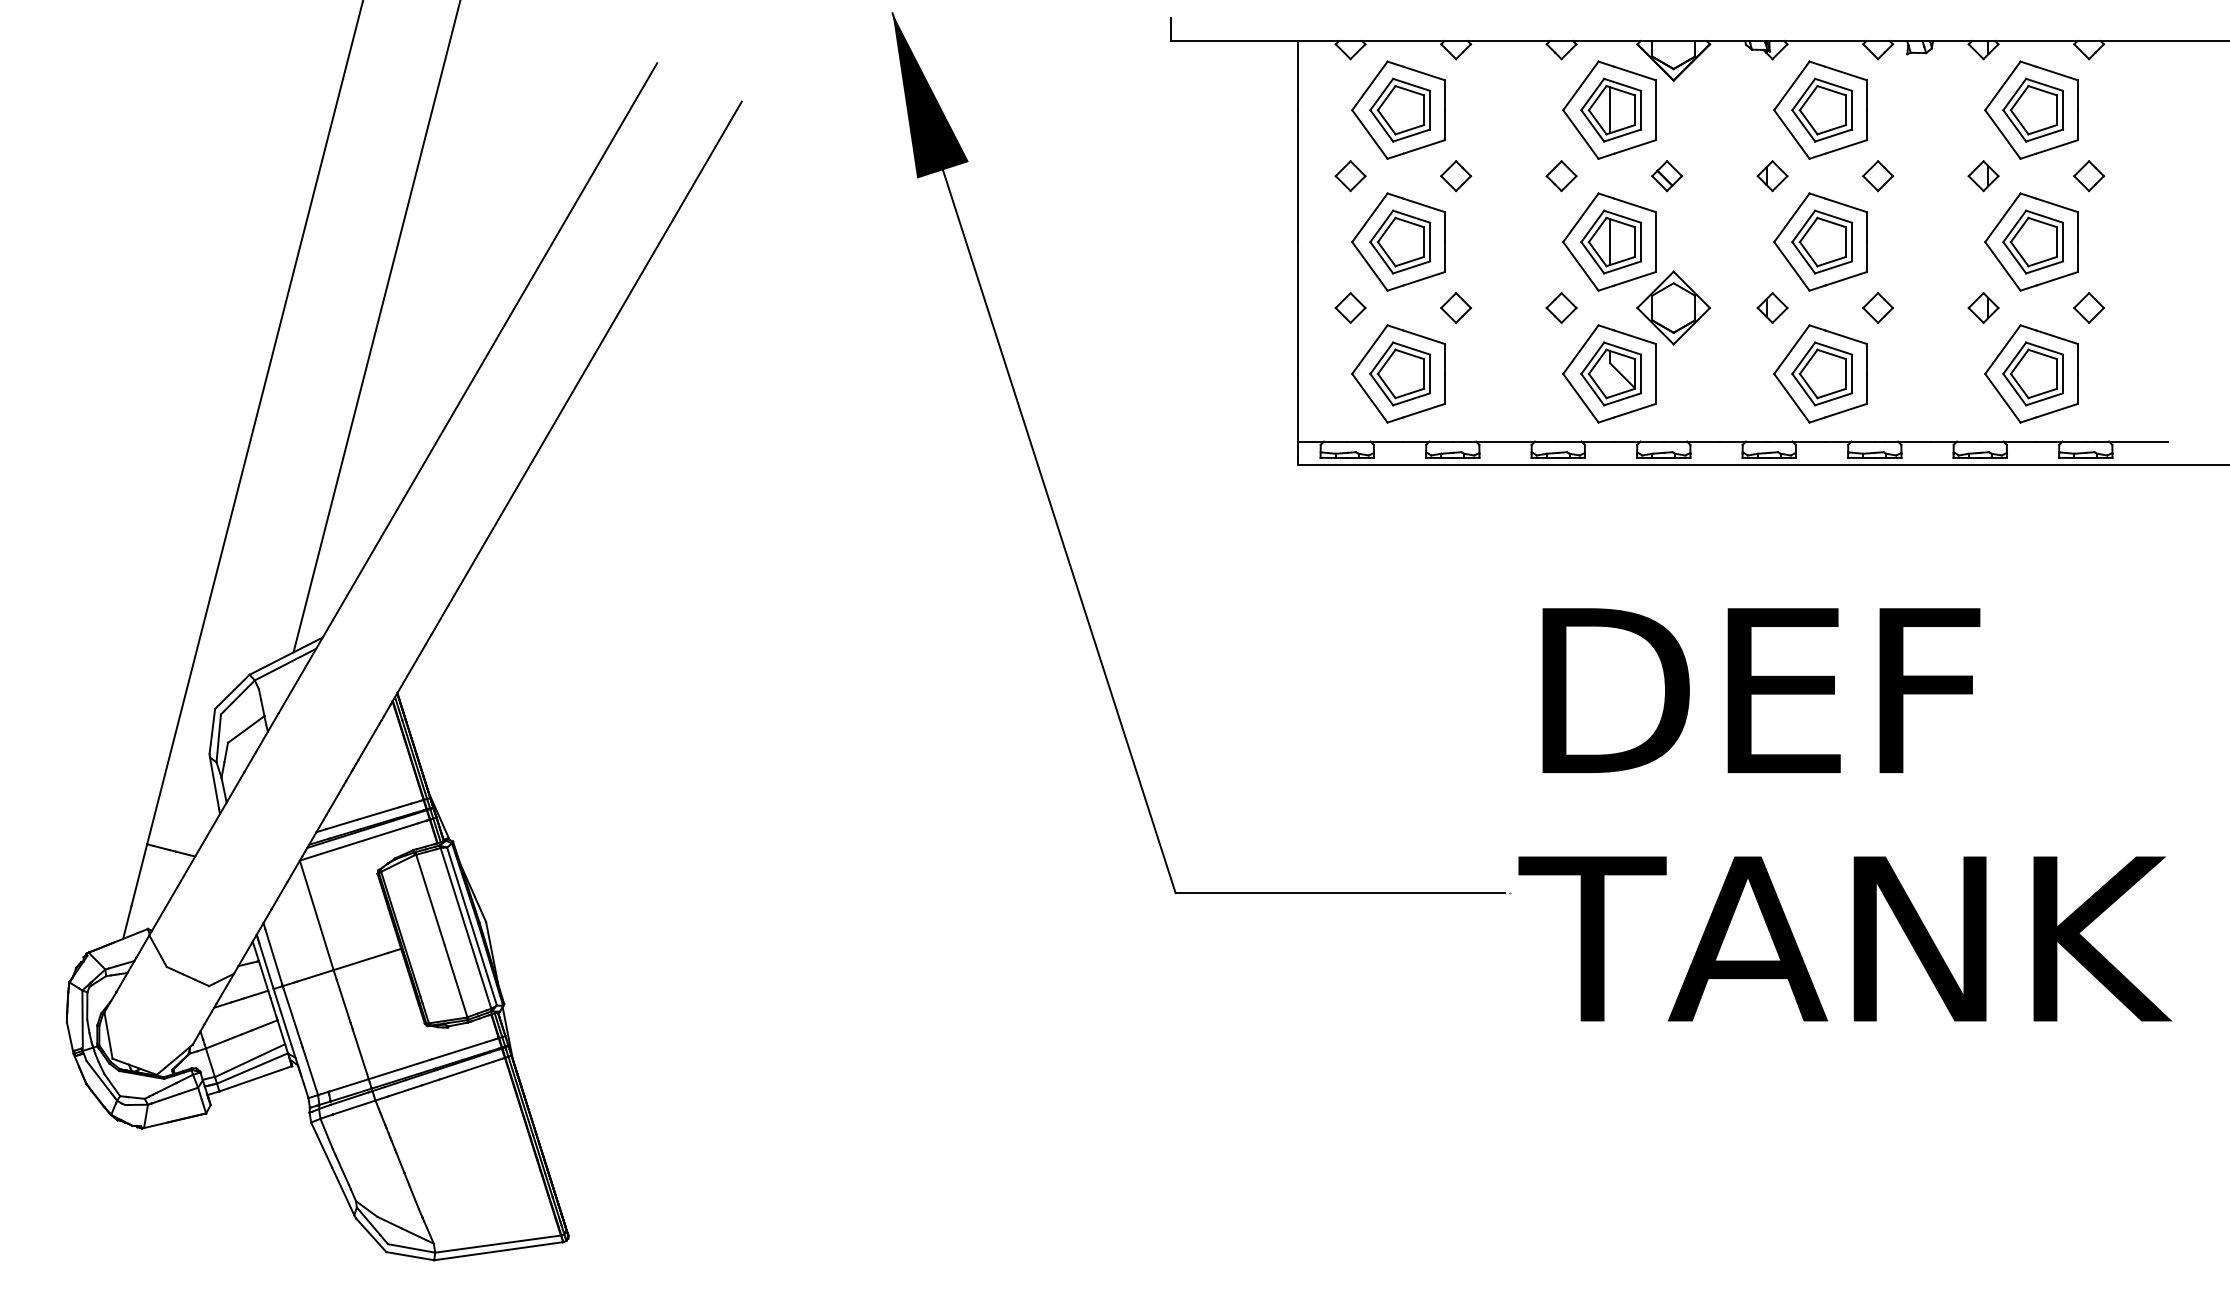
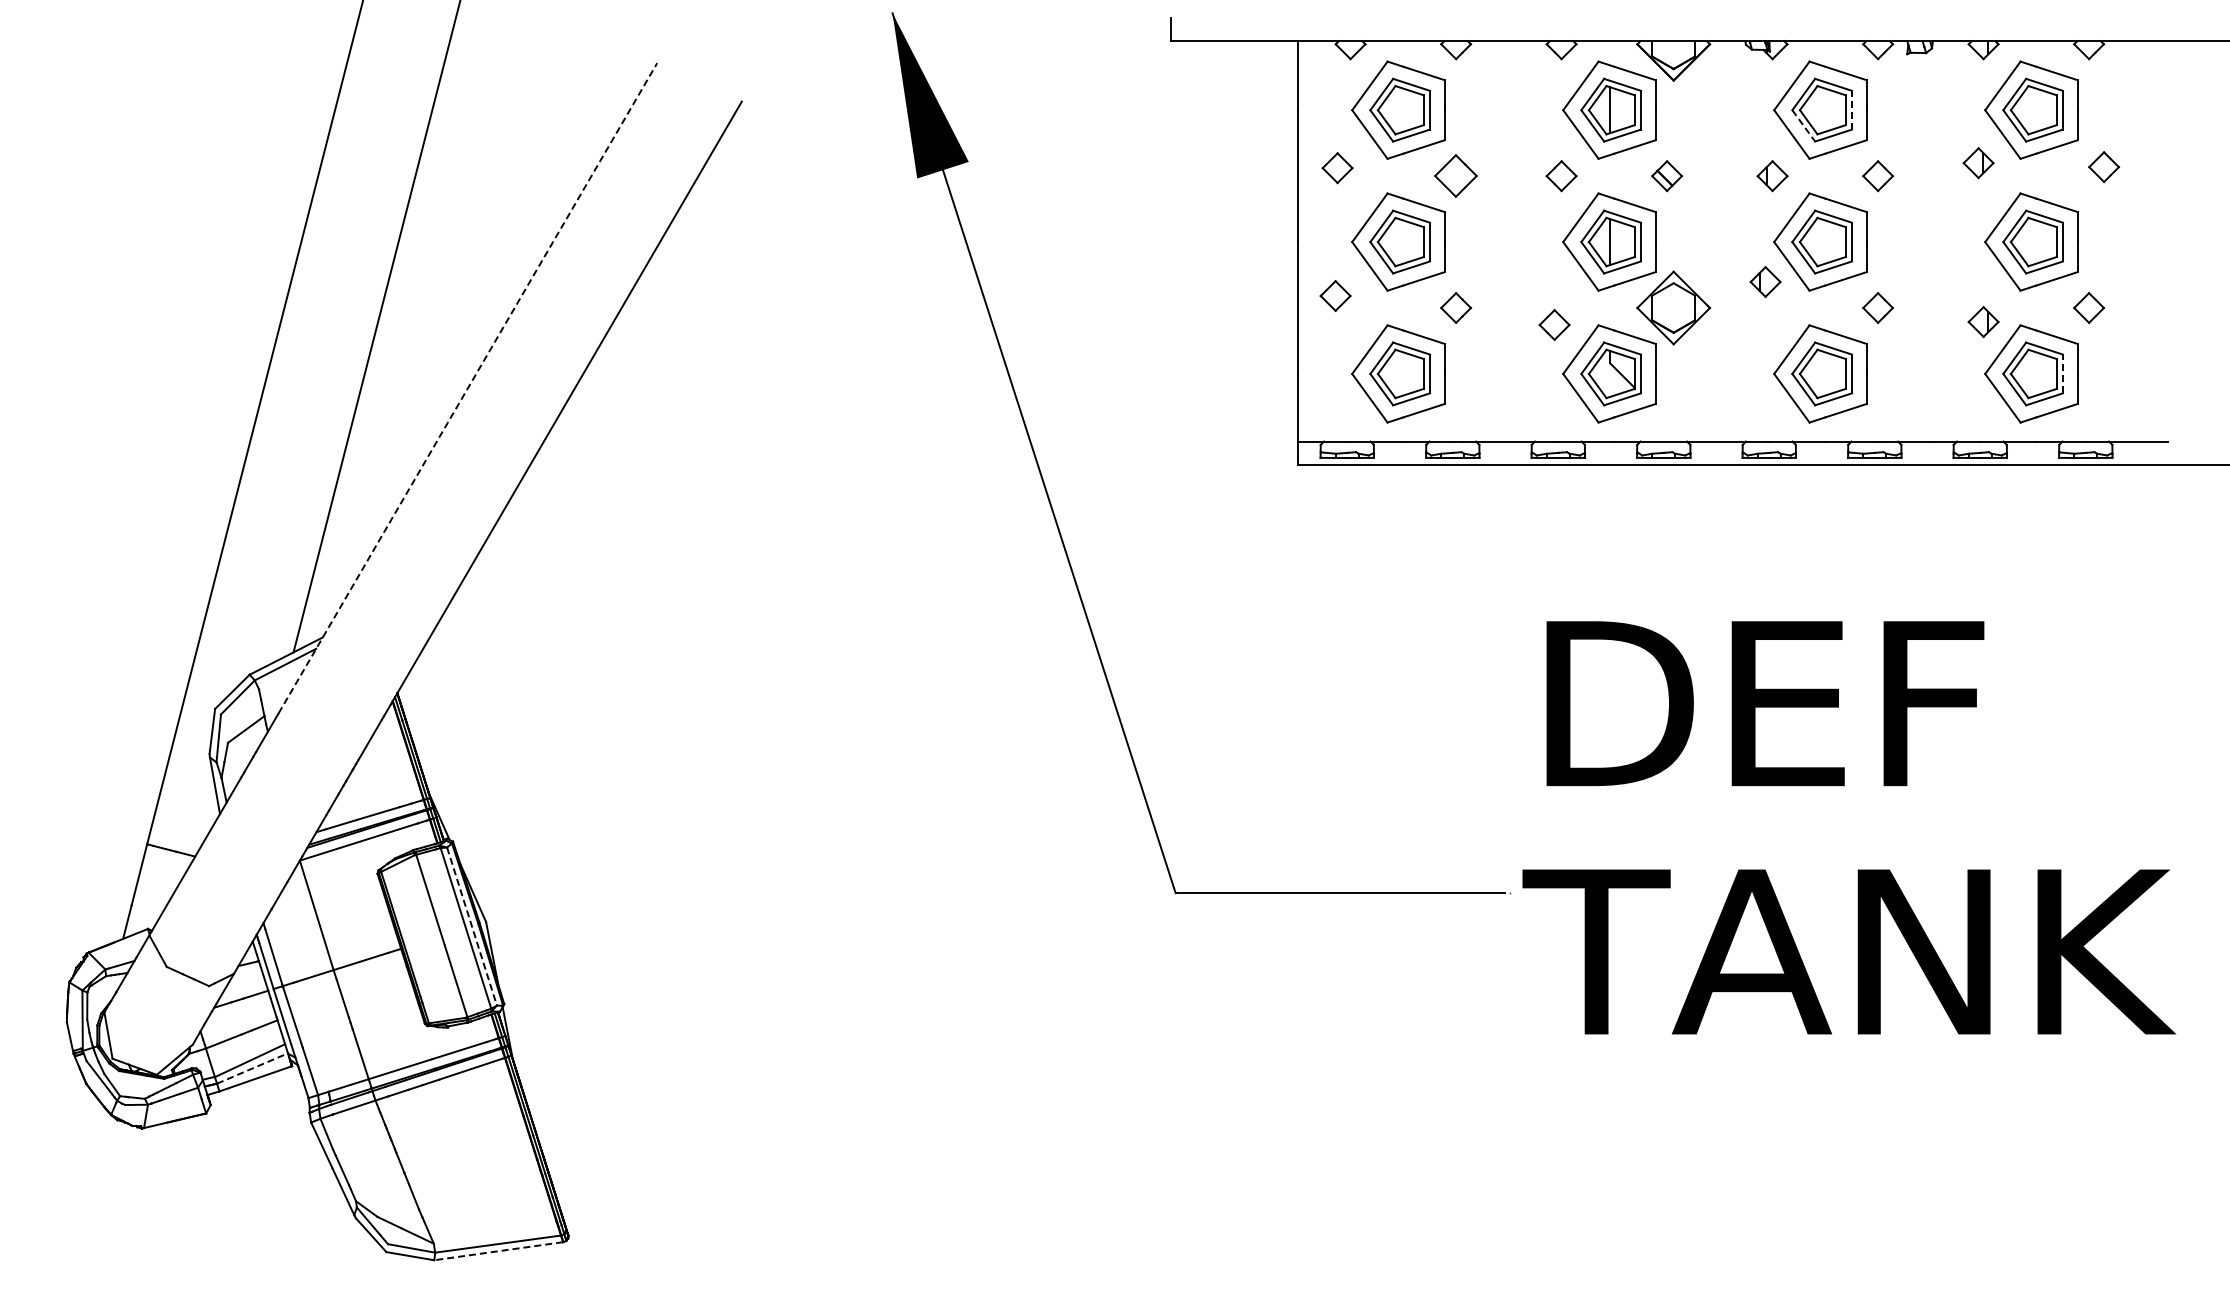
line: solid -> dashed (1852, 109)
line: solid -> dashed (1804, 126)
part position: (1350, 176) -> (1337, 168) (1337, 168)
part size: 33x33 px -> 44x44 px (1455, 175)
part position: (1983, 176) -> (1978, 163) (1978, 163)
part position: (2089, 176) -> (2104, 167) (2104, 167)
part position: (1350, 307) -> (1335, 295) (1335, 295)
part position: (1561, 307) -> (1554, 324) (1554, 324)
part position: (1772, 307) -> (1765, 281) (1765, 281)
part position: (1983, 307) -> (1983, 321) (1983, 321)
line: solid -> dashed (2063, 373)
line: solid -> dashed (468, 387)
text position: (1845, 814) -> (1849, 827) (1849, 827)
line: solid -> dashed (472, 926)
line: solid -> dashed (252, 1068)
line: solid -> dashed (498, 1251)
